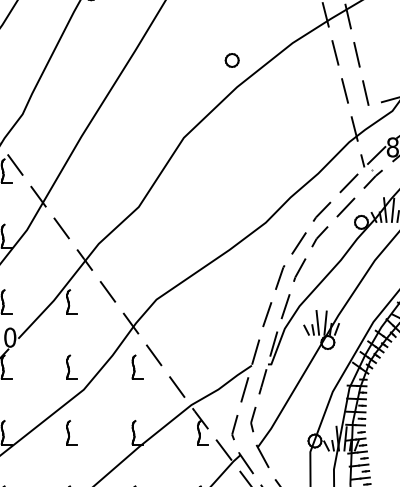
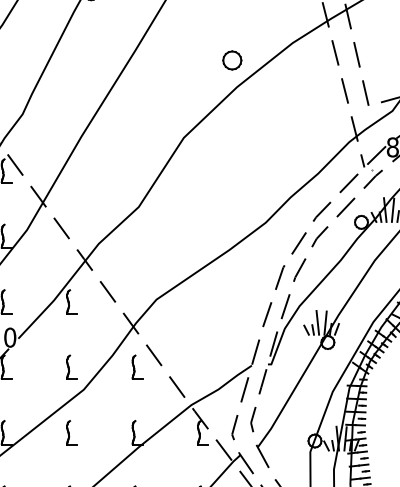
part size: 16x15 px -> 21x21 px (232, 60)
